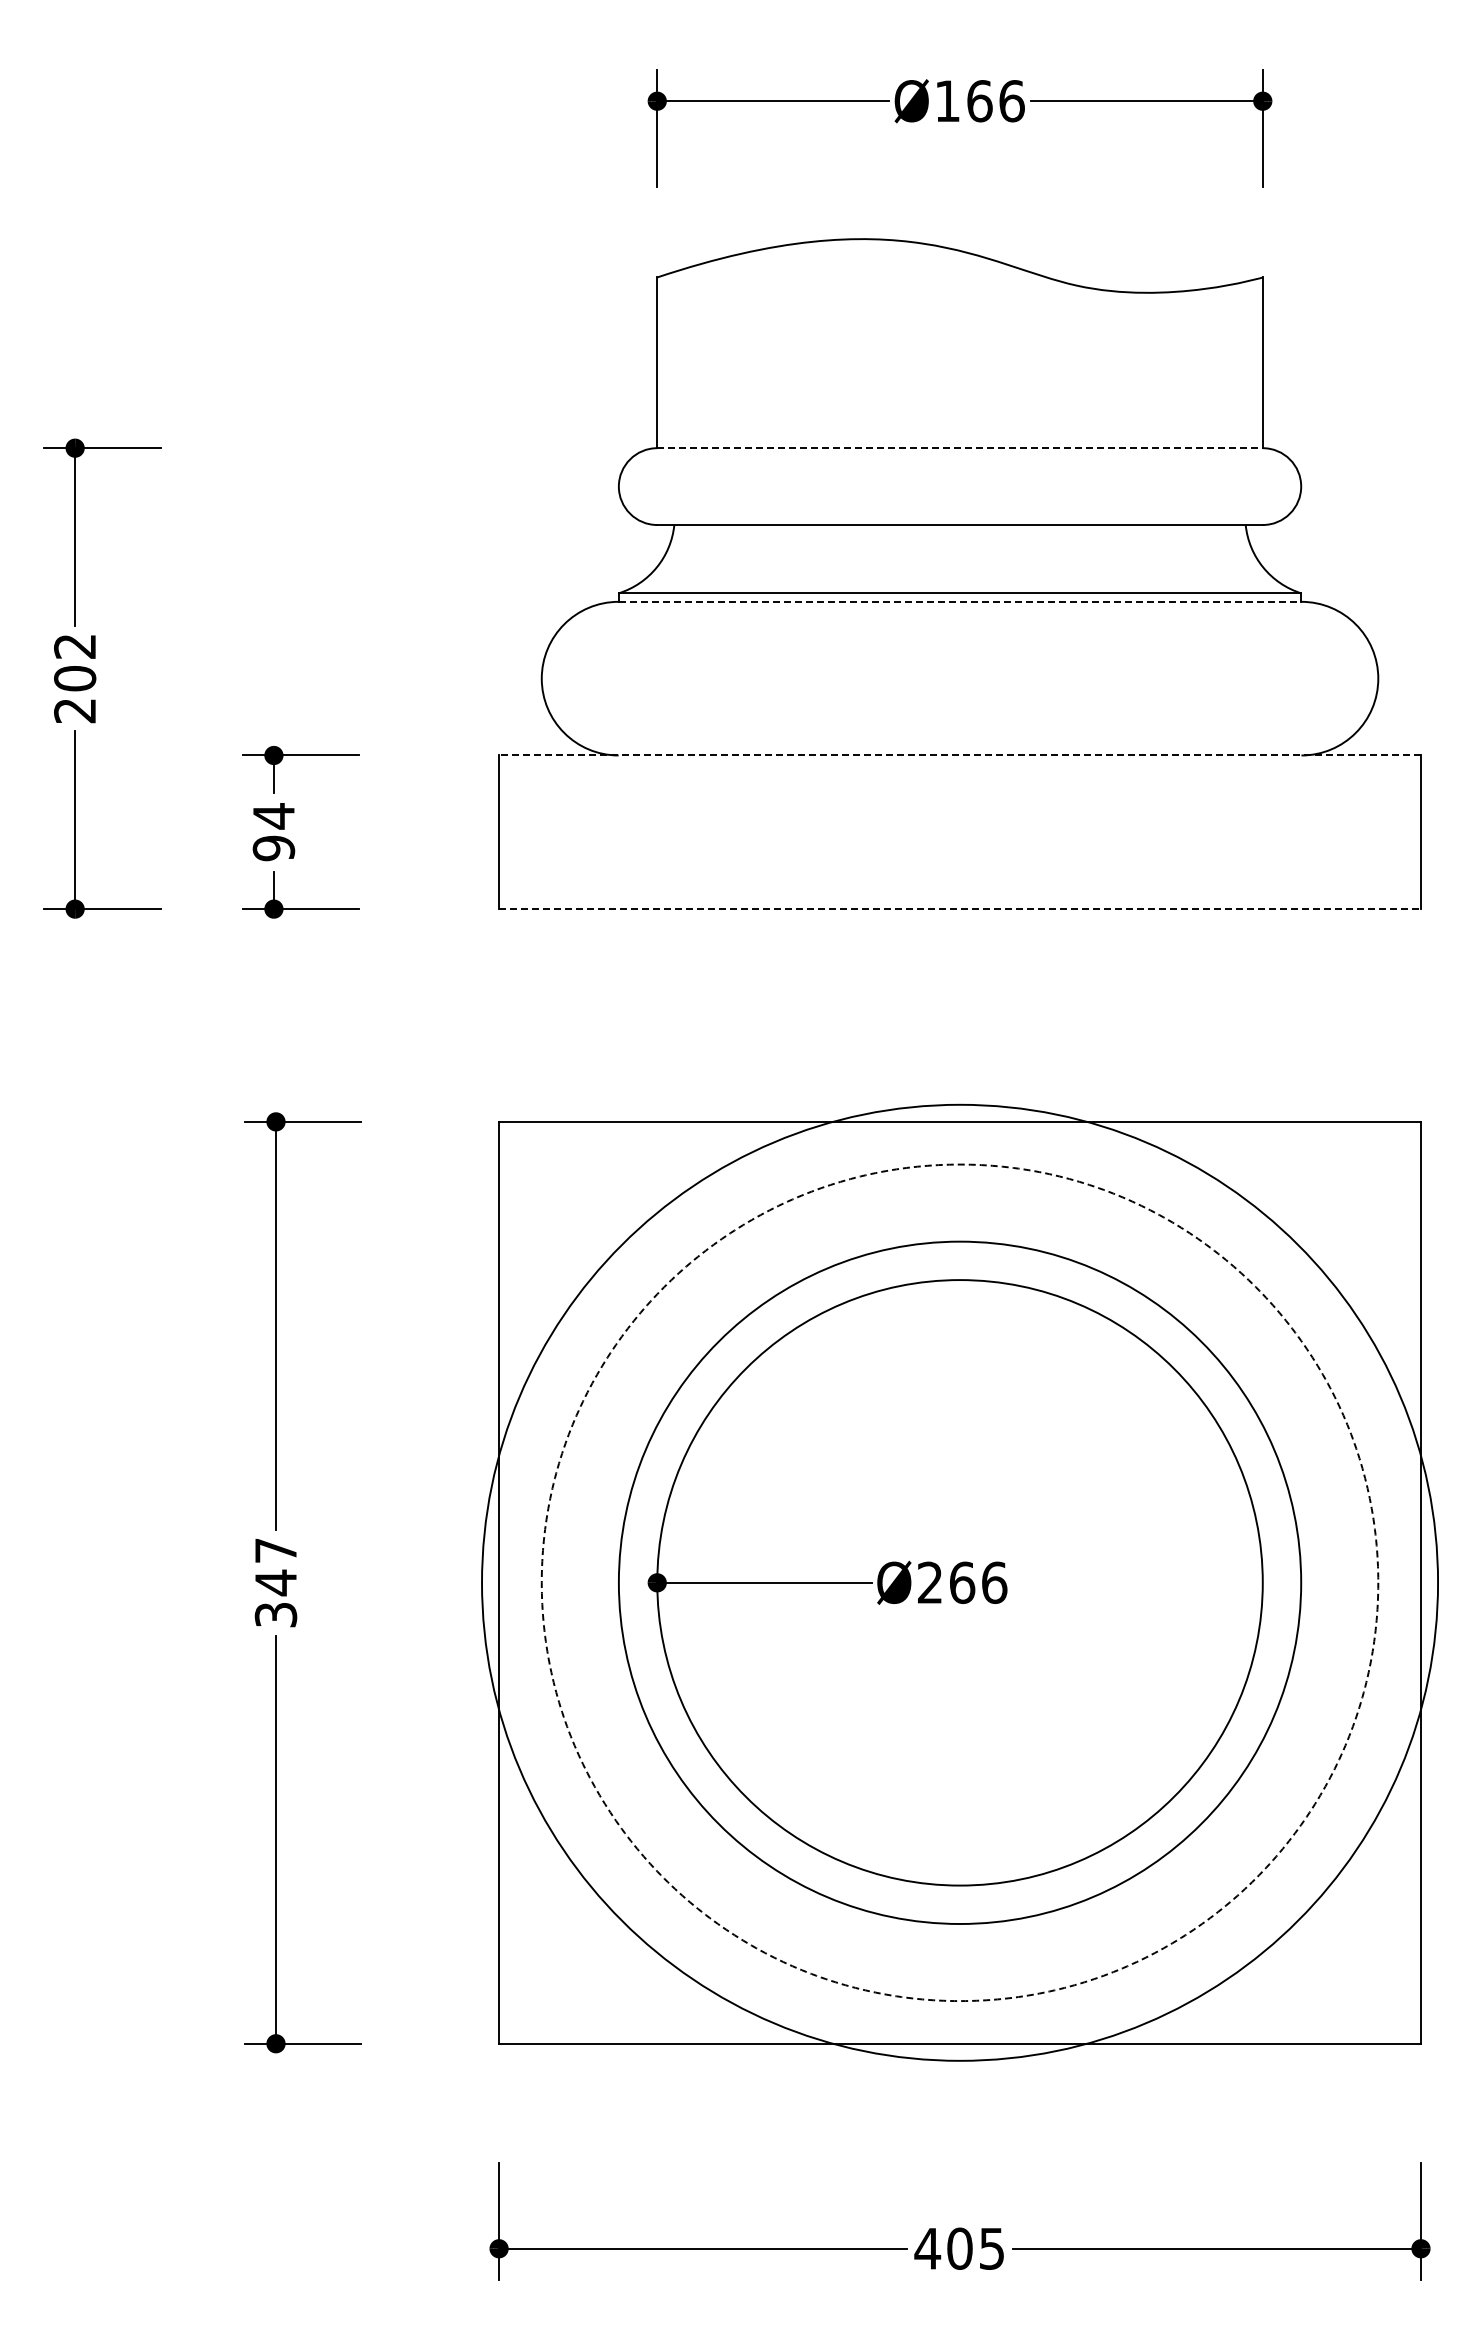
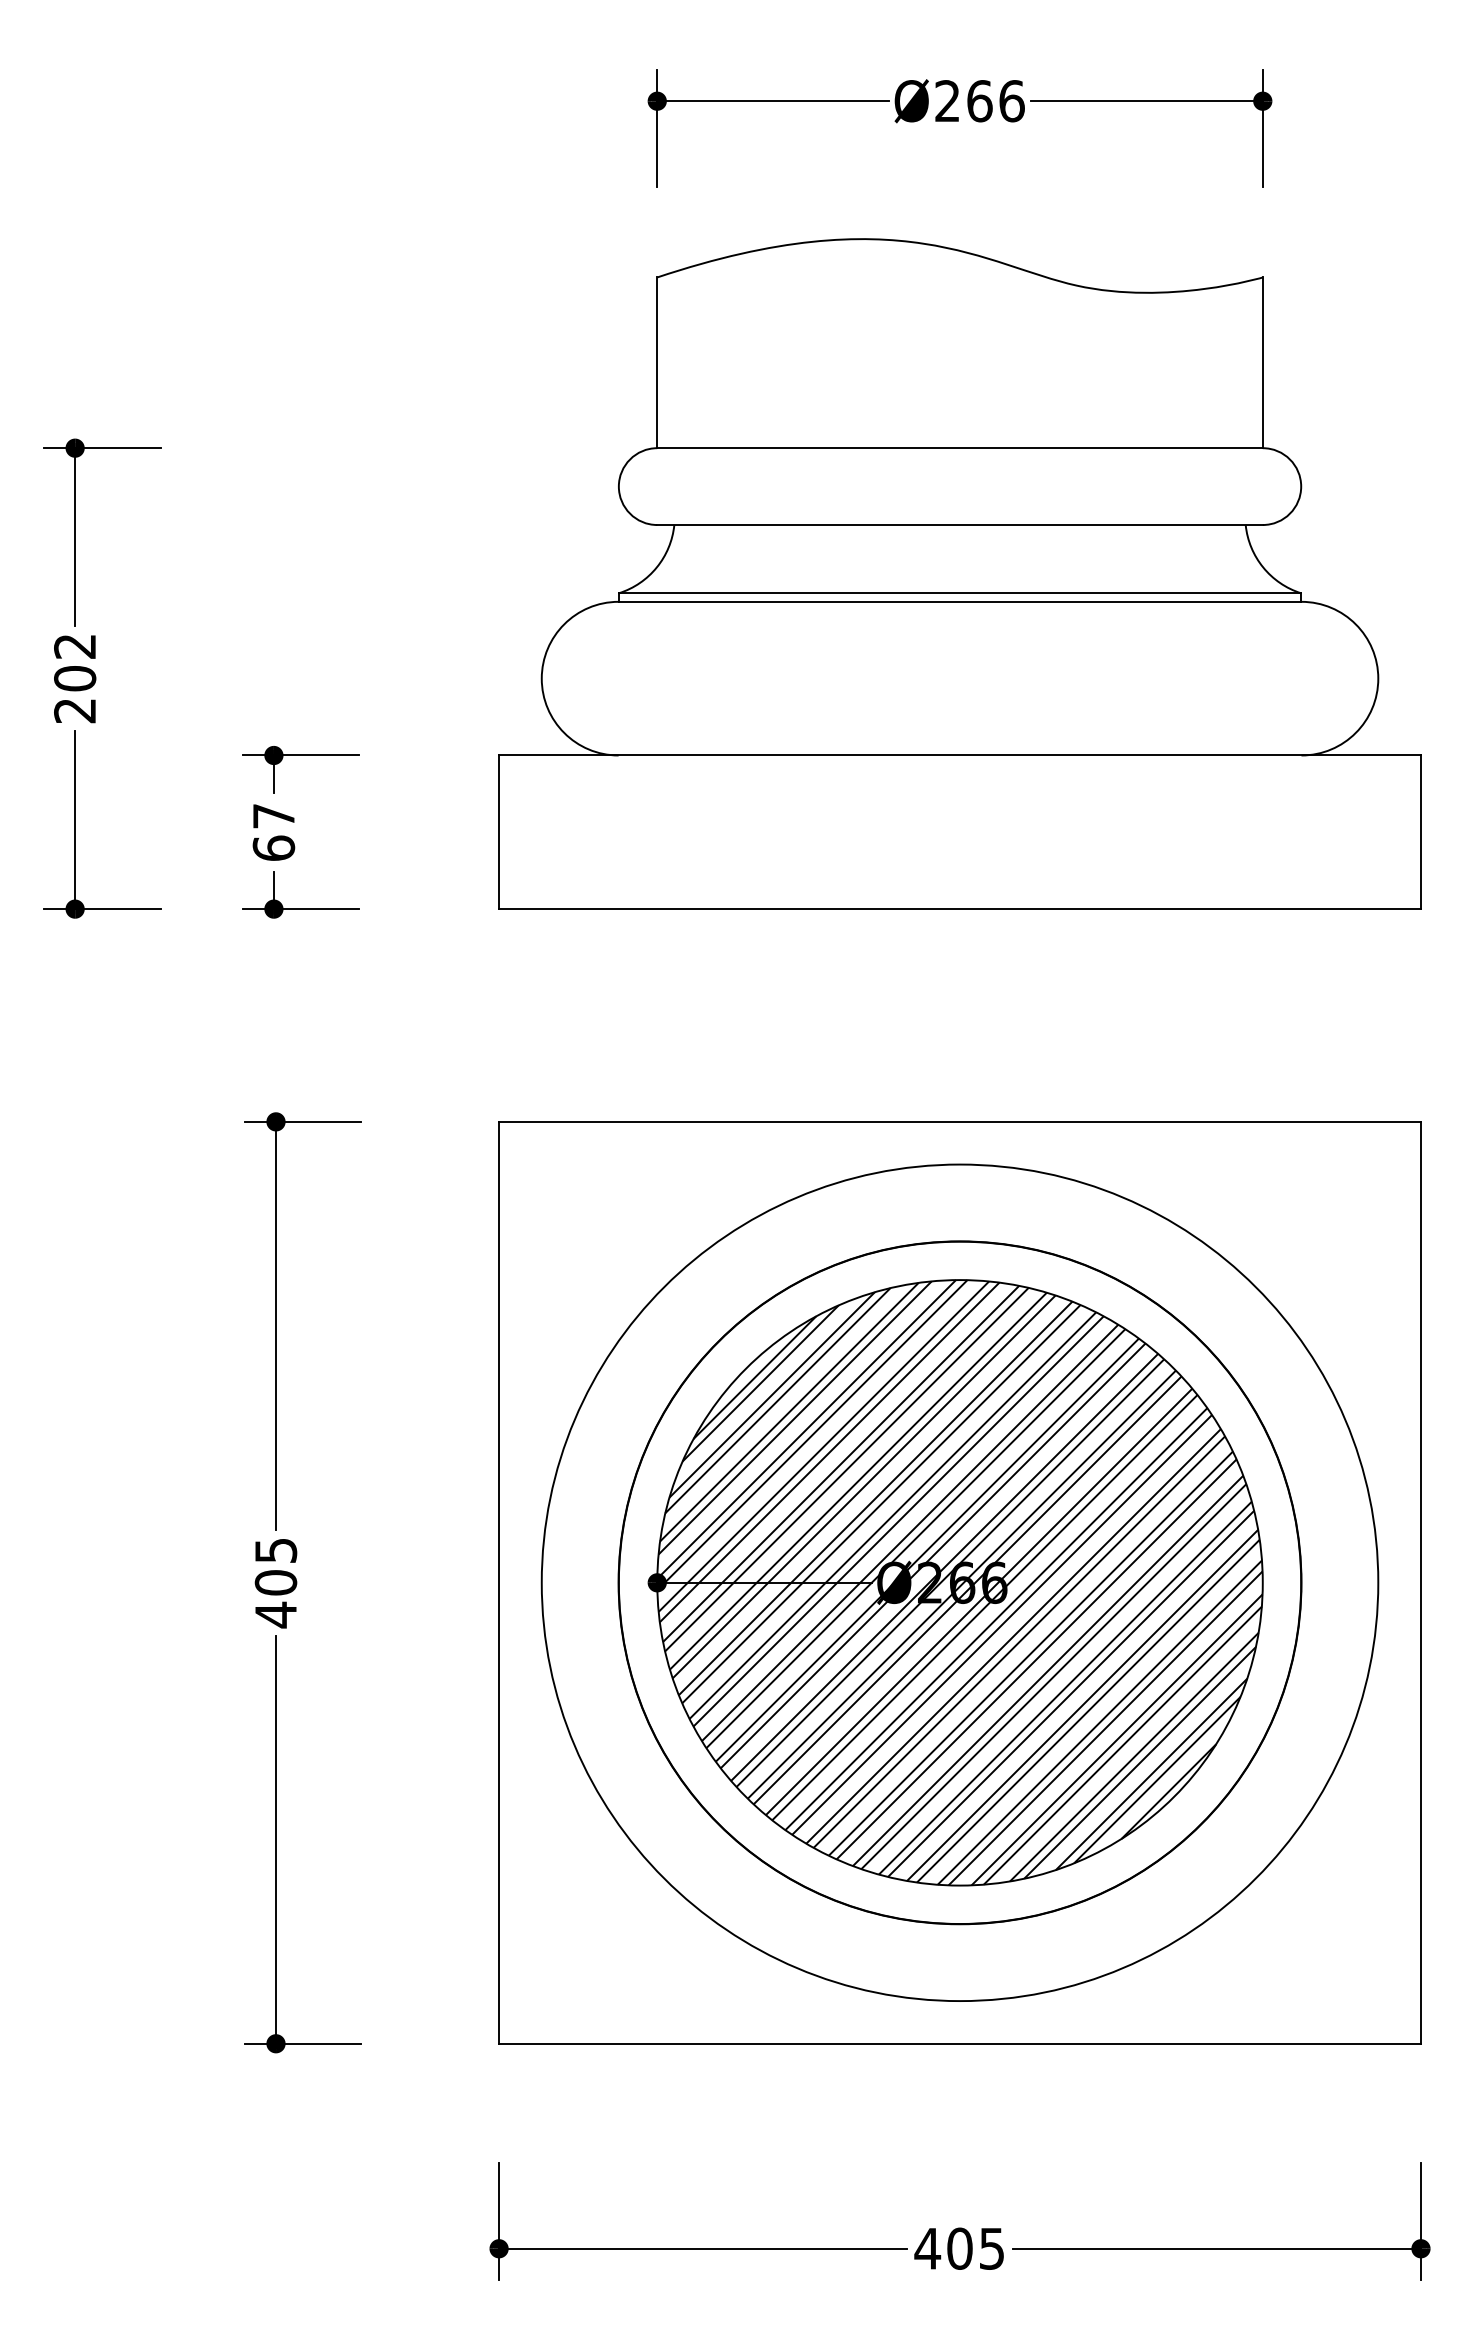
text: Ø166 -> Ø266 (947, 100)
line: dashed -> solid (960, 448)
line: dashed -> solid (960, 601)
line: dashed -> solid (960, 755)
text: 94 -> 67 (273, 832)
line: dashed -> solid (960, 909)
circle: dashed -> solid (959, 1582)
hatch: none -> present (959, 1582)
circle diameter: 956 px -> 683 px (959, 1582)
text: 347 -> 405 (275, 1583)
